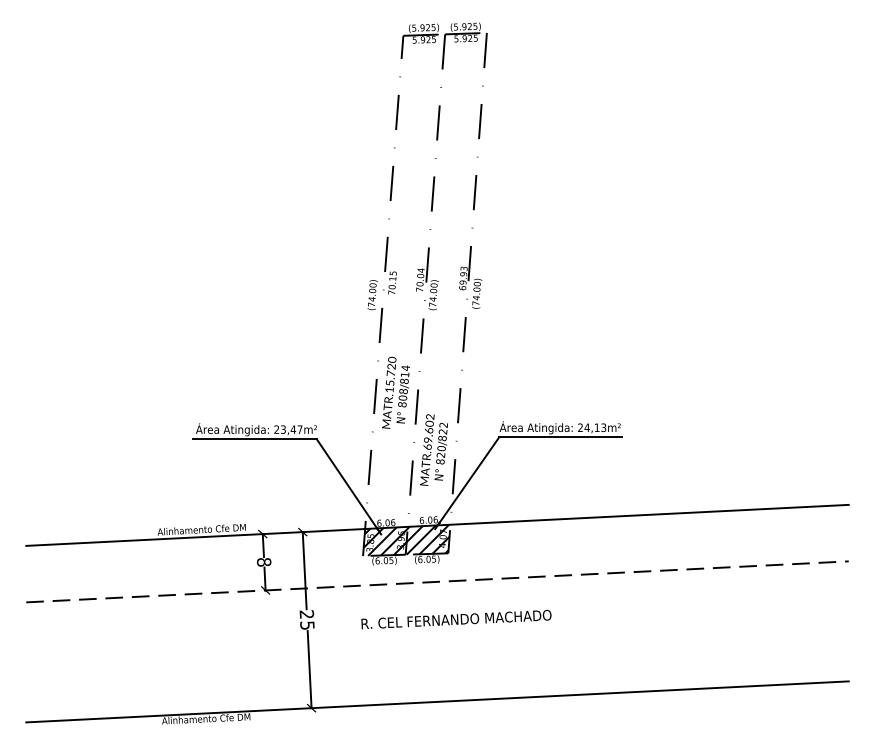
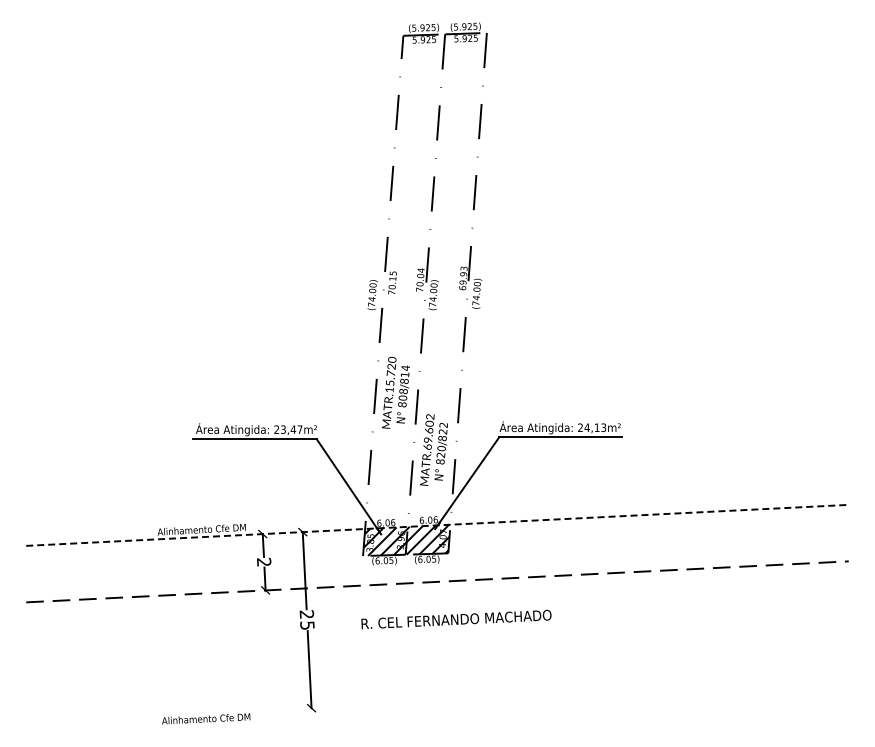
line: solid -> dashed (437, 525)
text: 8 -> 2 (263, 561)
line: present -> none (437, 701)
